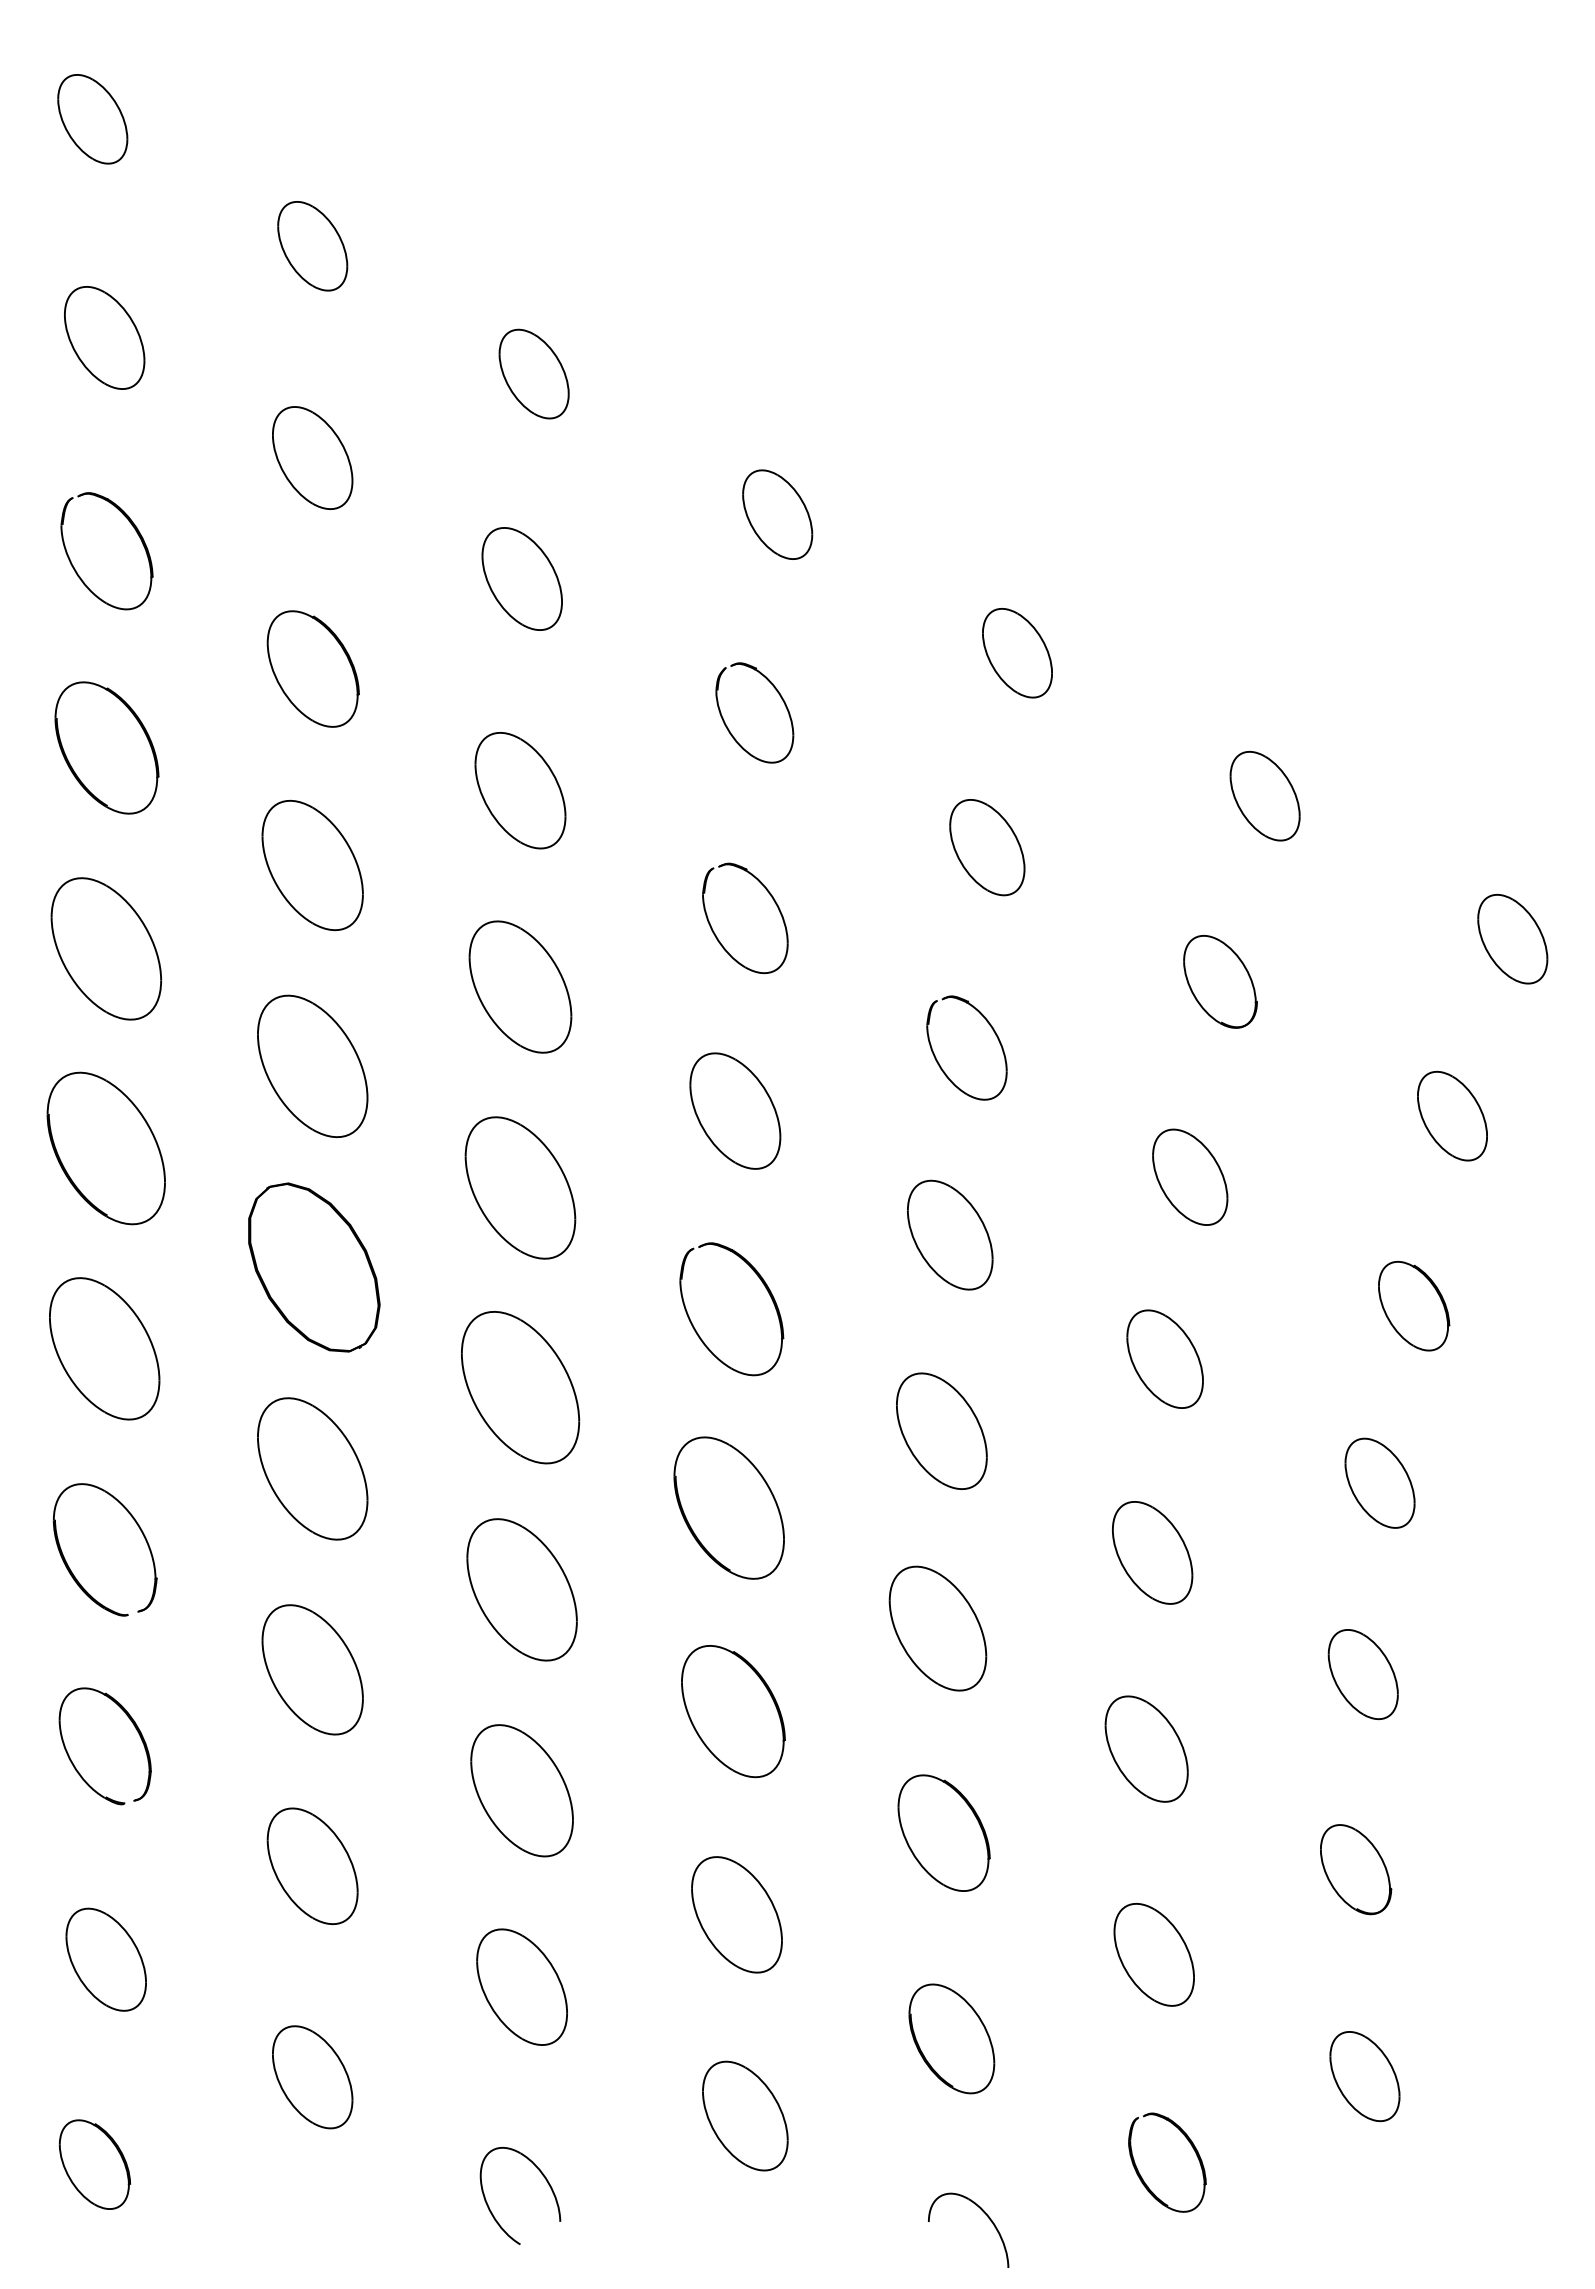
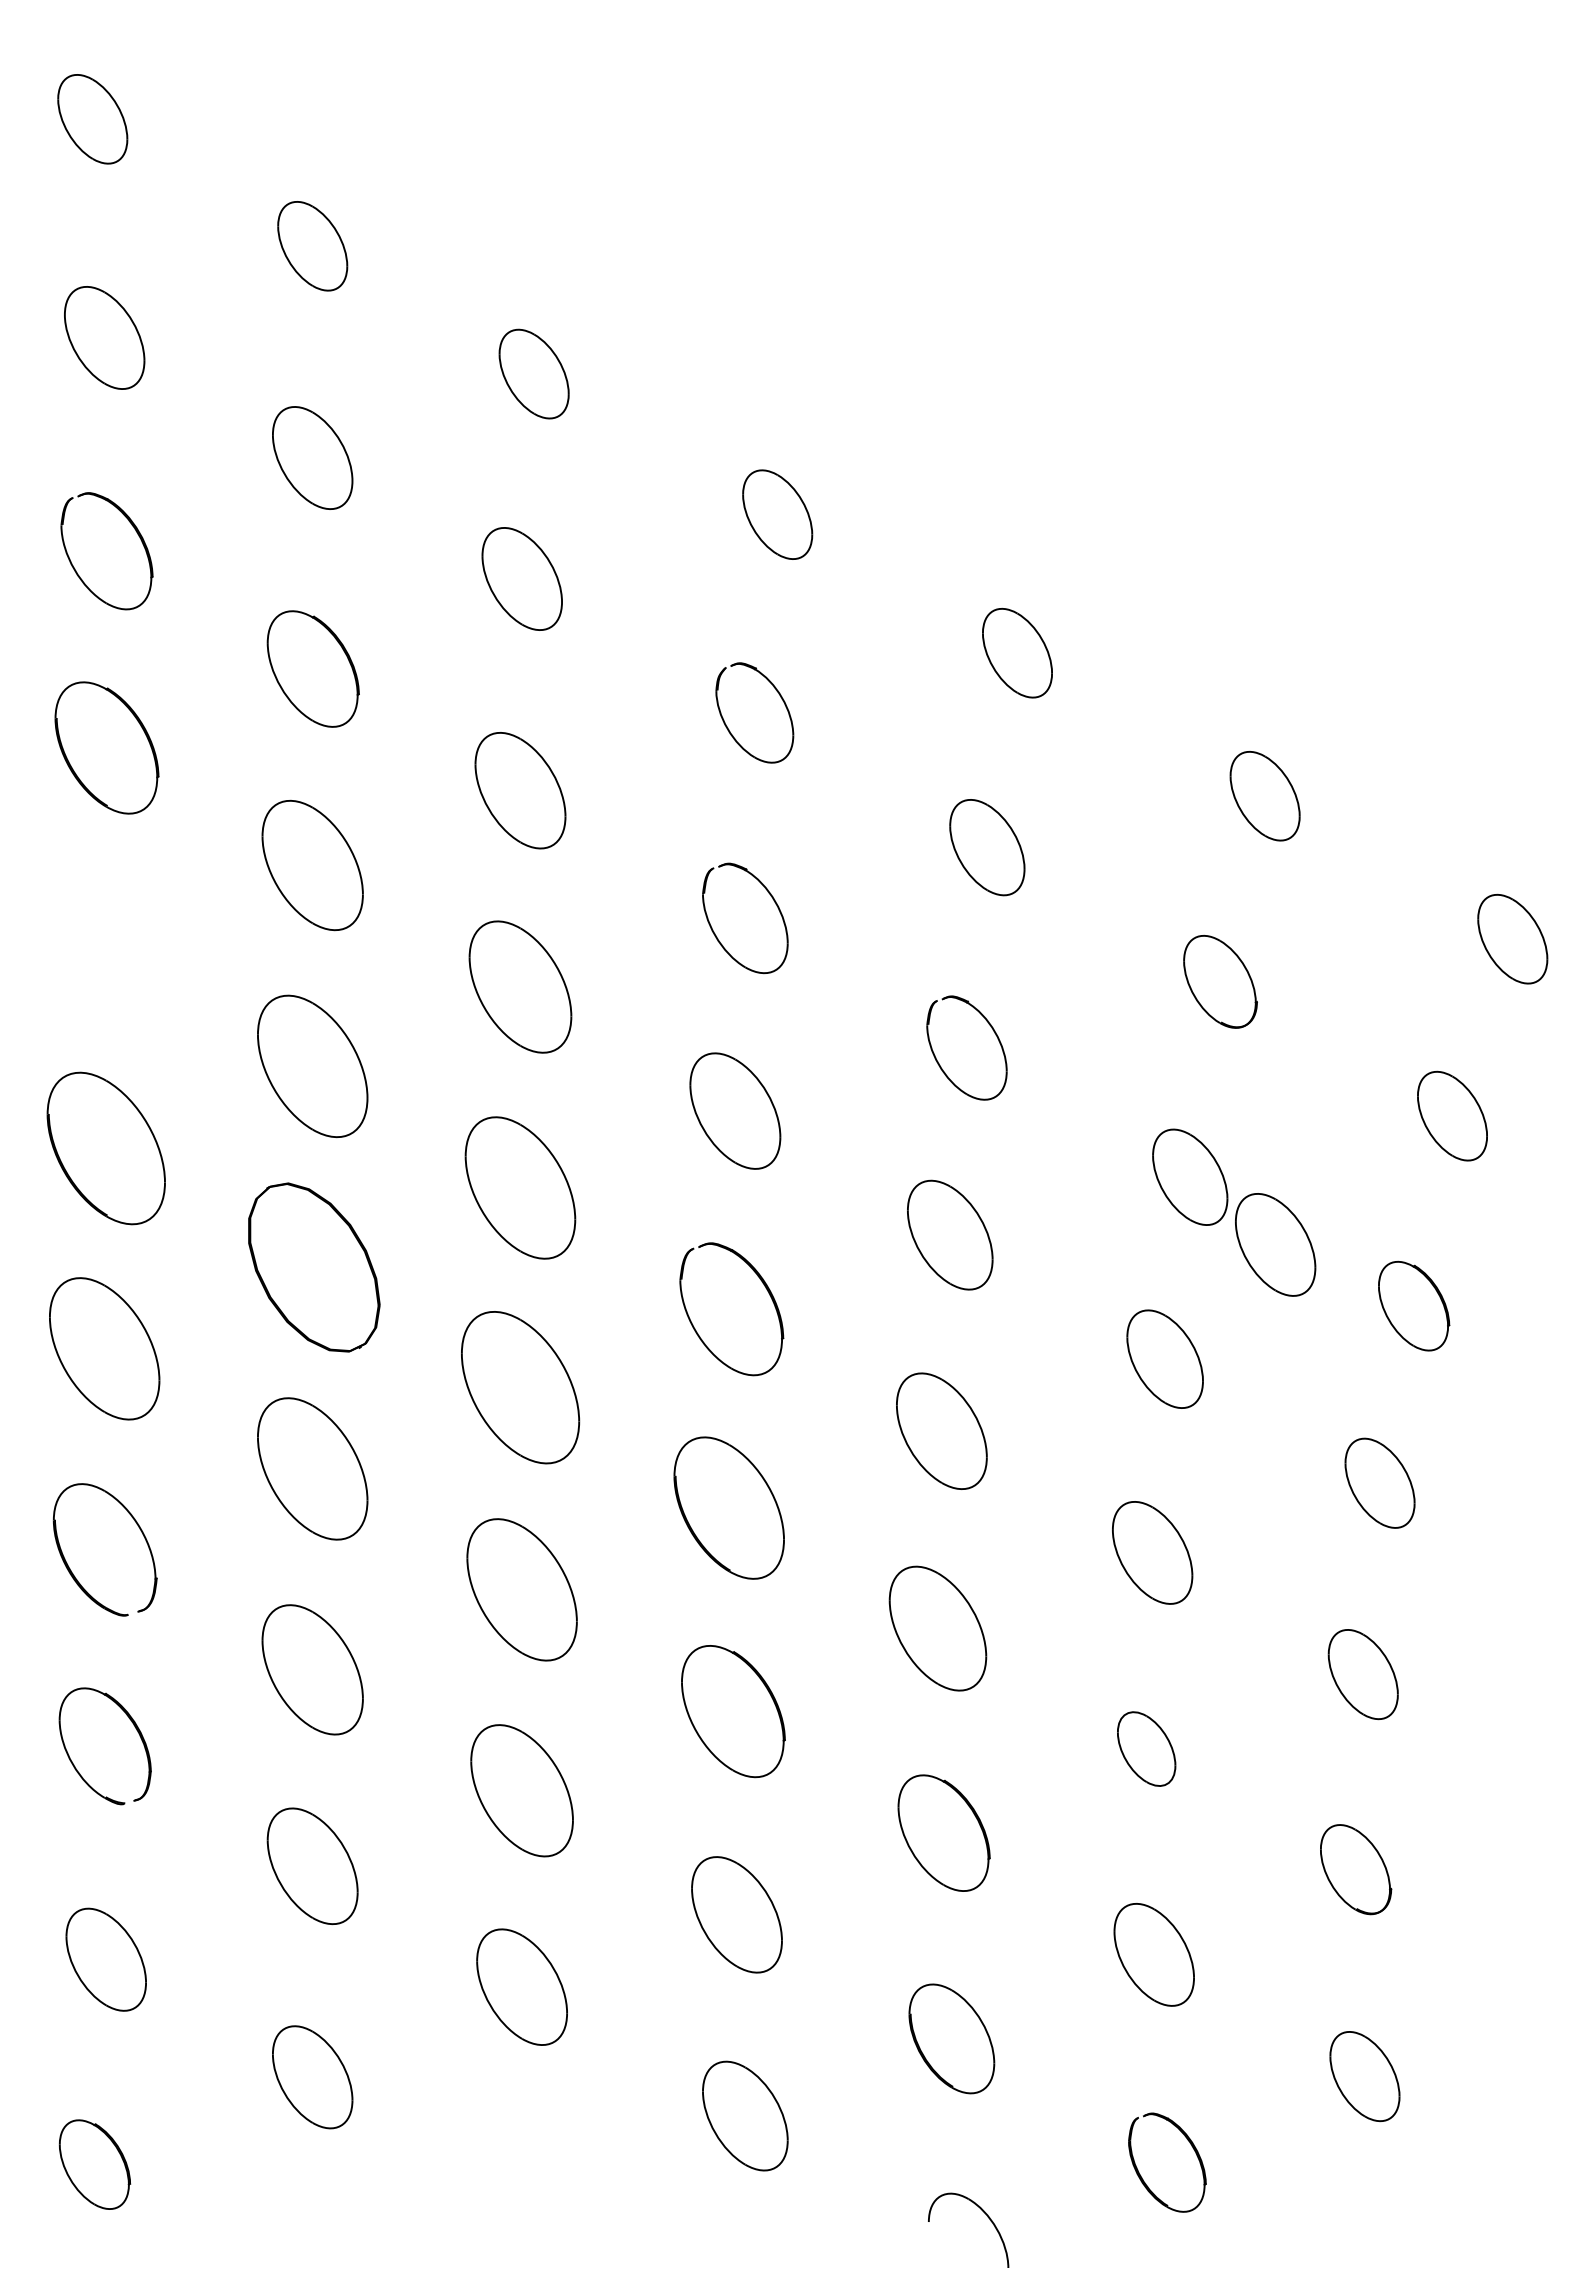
part: present -> none (105, 948)
part: none -> present (1275, 1244)
part size: 85x108 px -> 60x76 px (1146, 1748)
part: present -> none (544, 2178)
